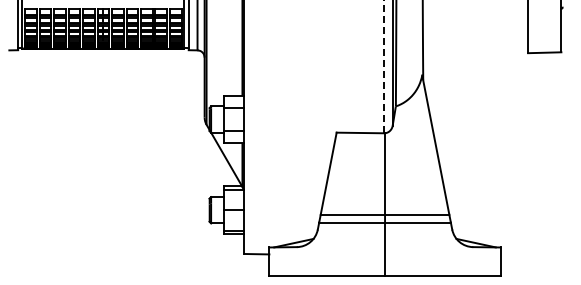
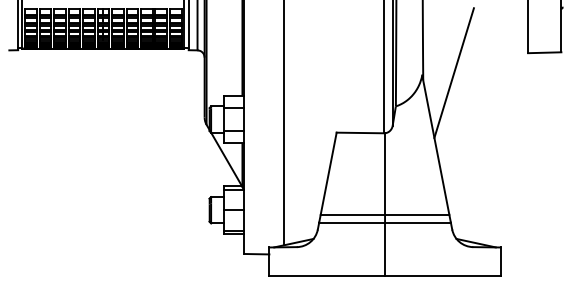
line: dashed -> solid (383, 67)
line: none -> present (453, 72)
line: none -> present (283, 123)
